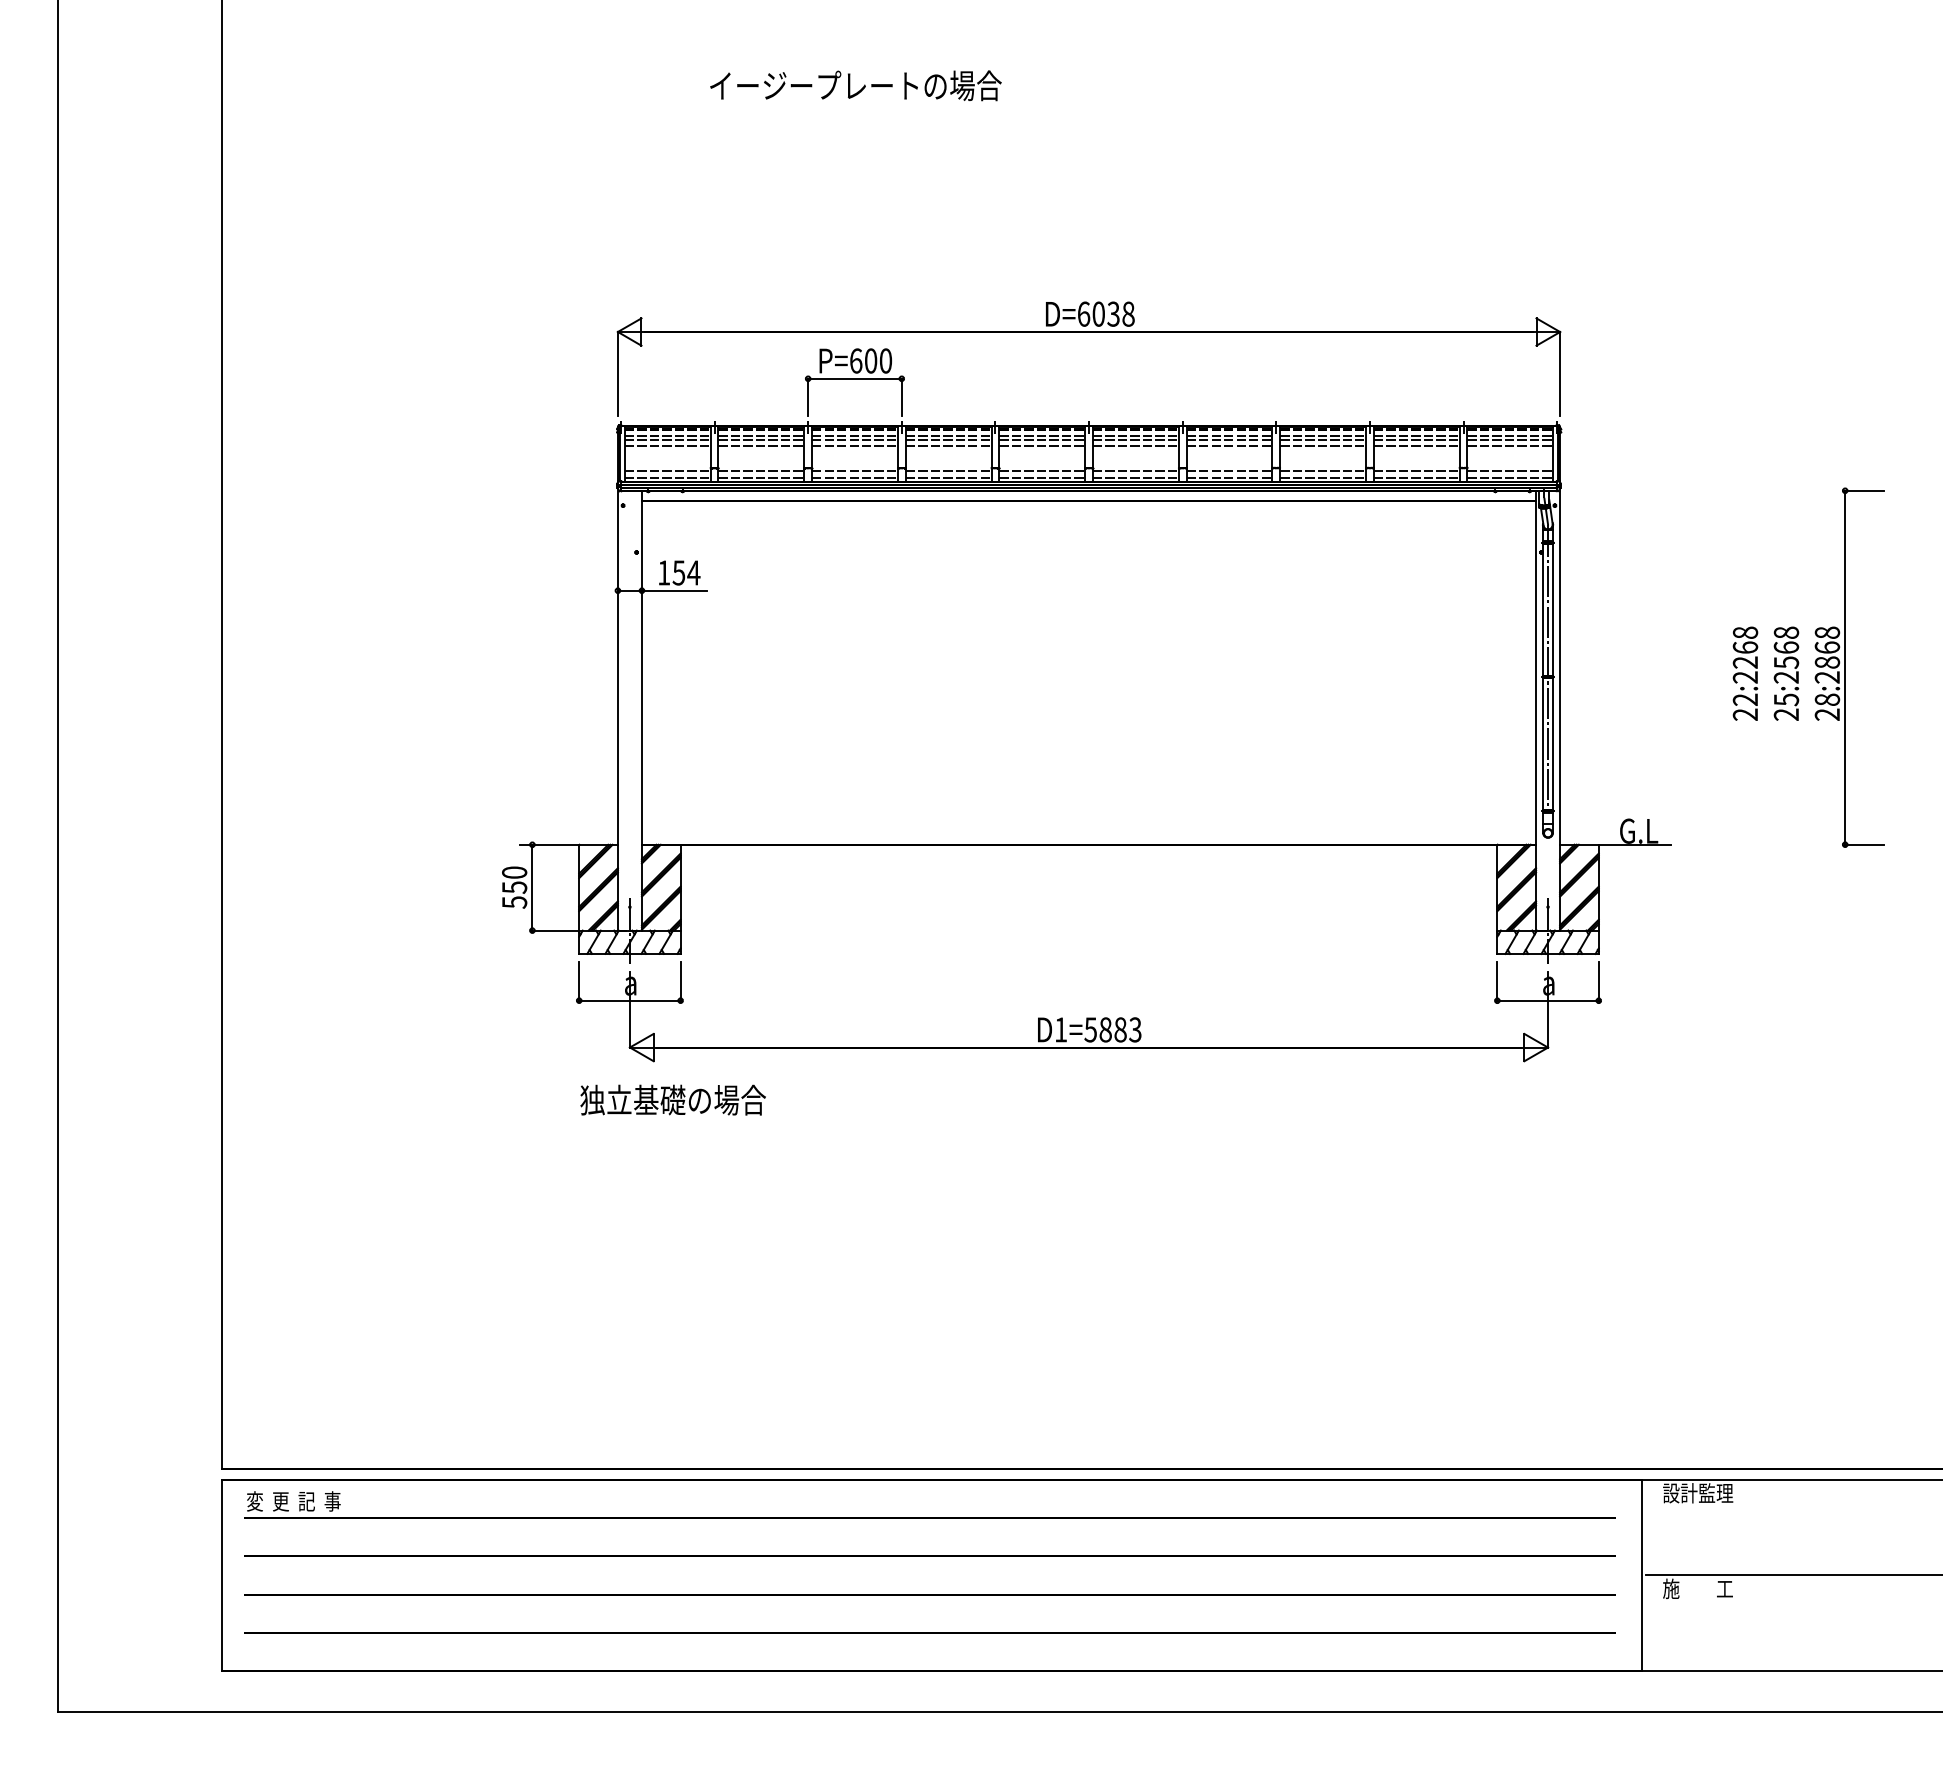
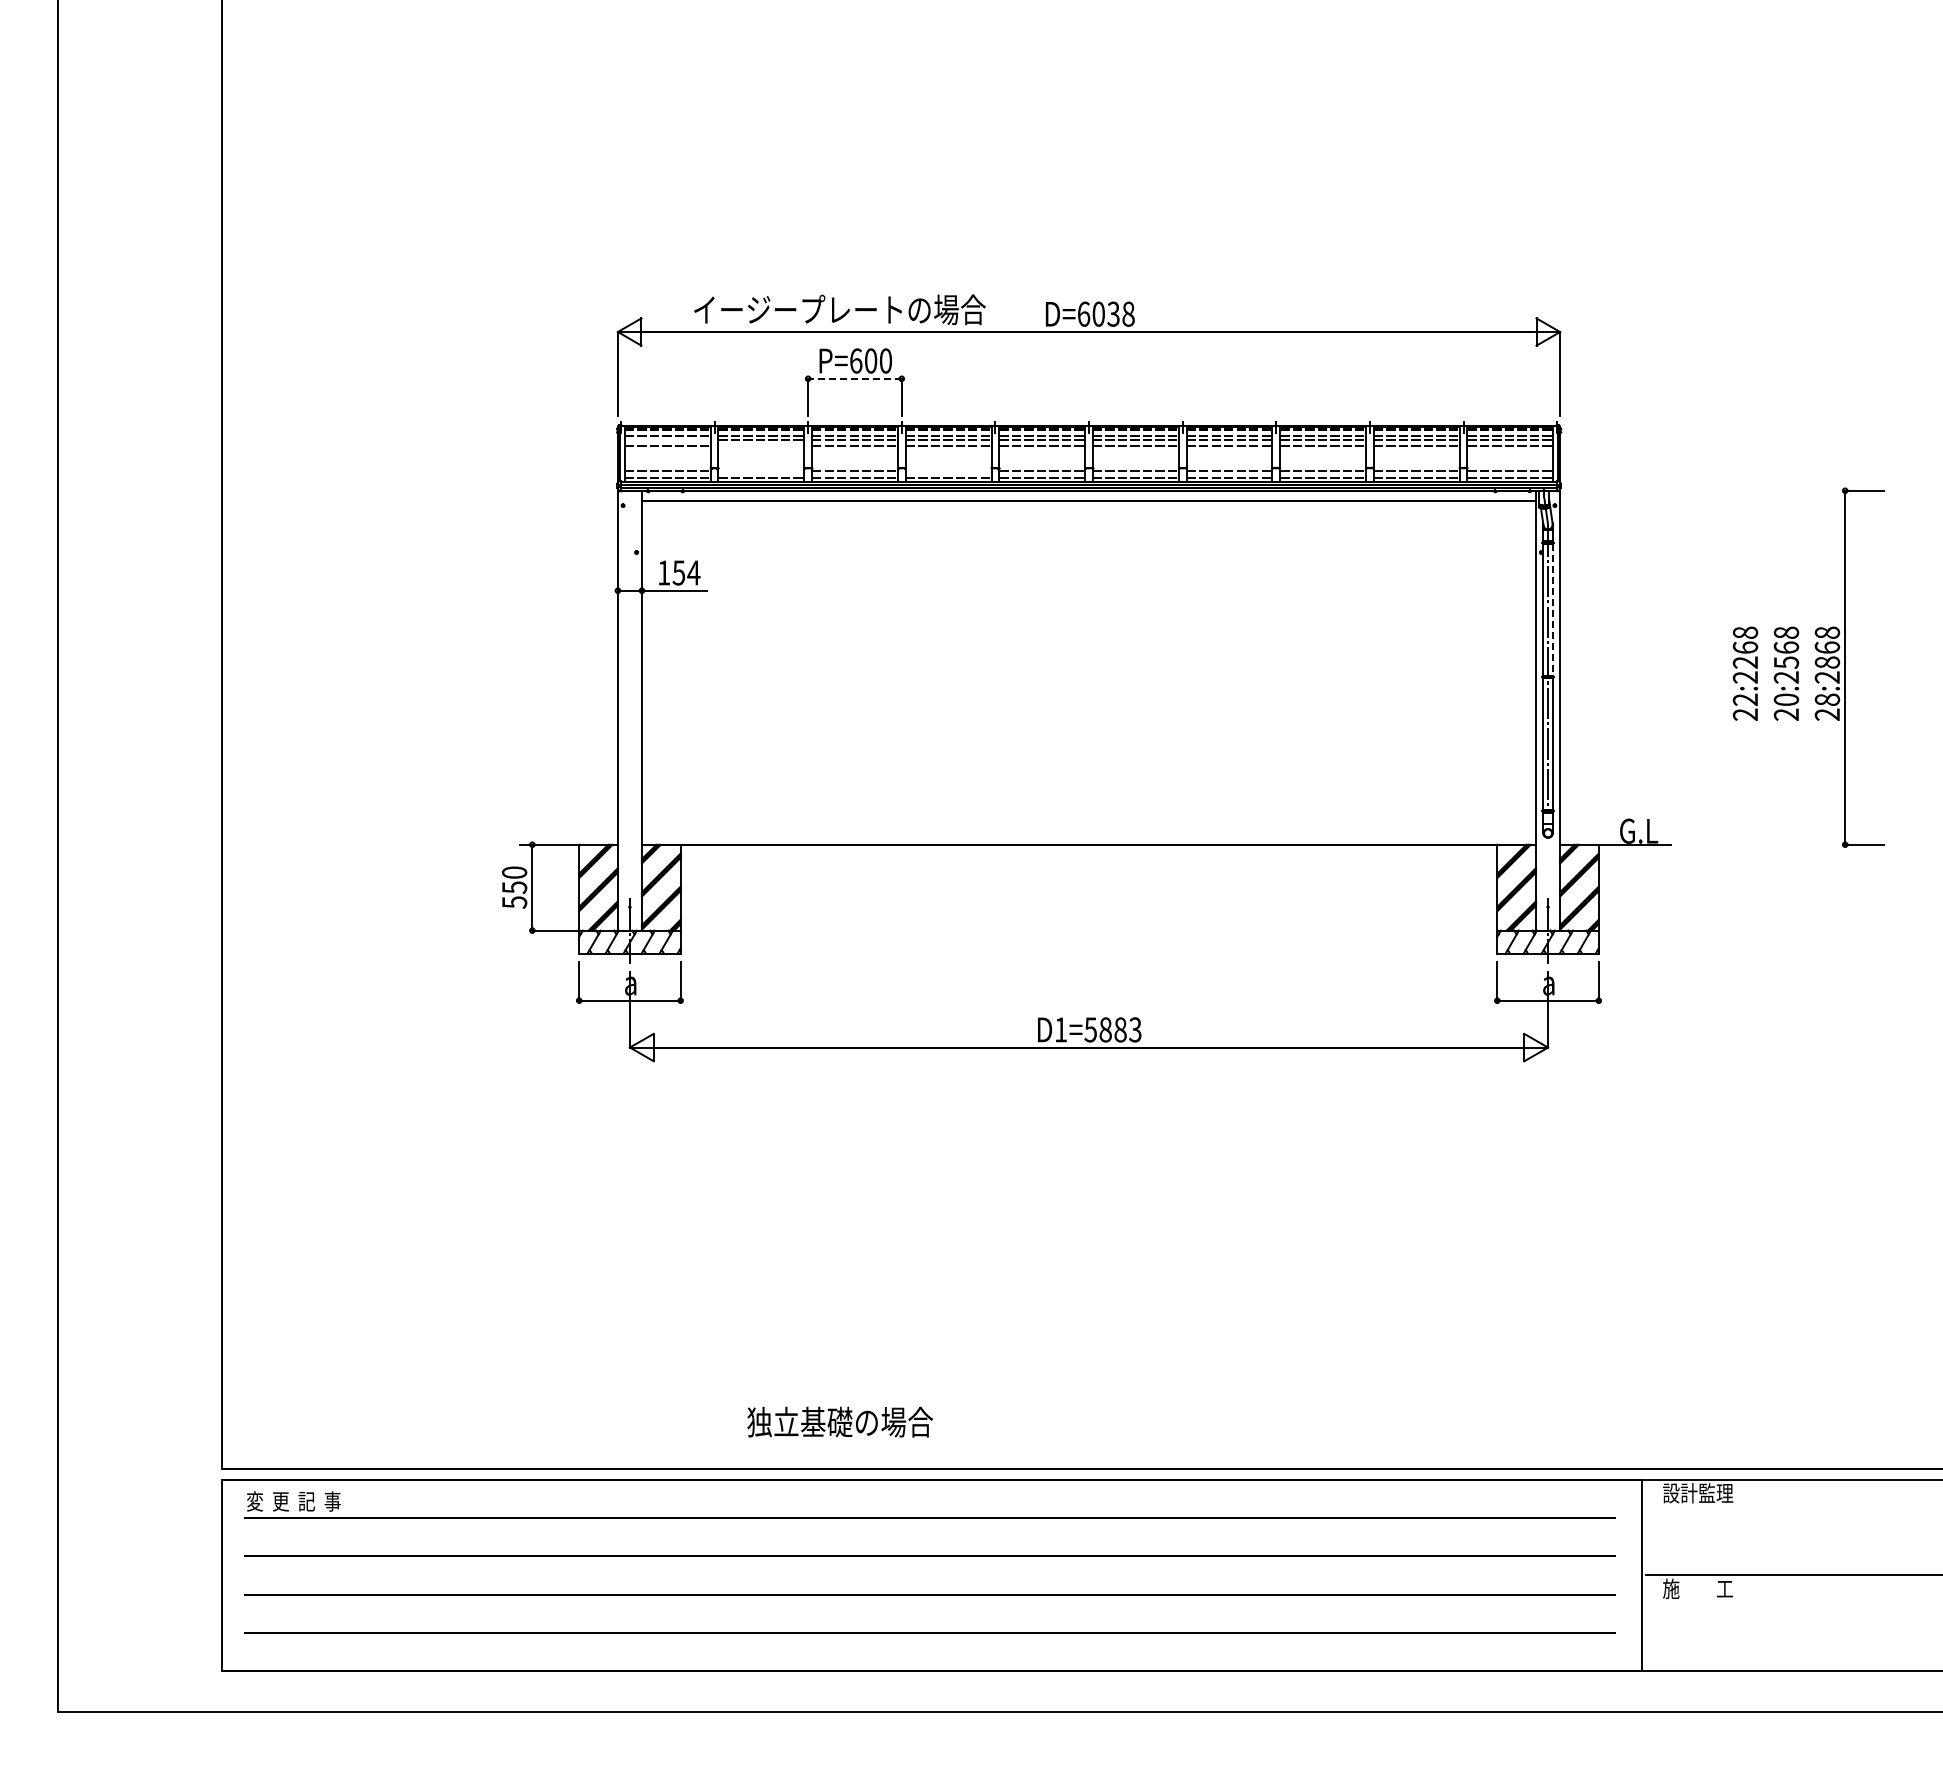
text position: (855, 85) -> (839, 309) (839, 309)
line: solid -> dashed (854, 378)
line: present -> none (667, 439)
line: present -> none (761, 446)
line: present -> none (761, 471)
line: present -> none (948, 471)
line: solid -> dashed (1552, 609)
text: 25:2568 -> 20:2568 (1786, 699)
text position: (672, 1099) -> (839, 1421) (839, 1421)
